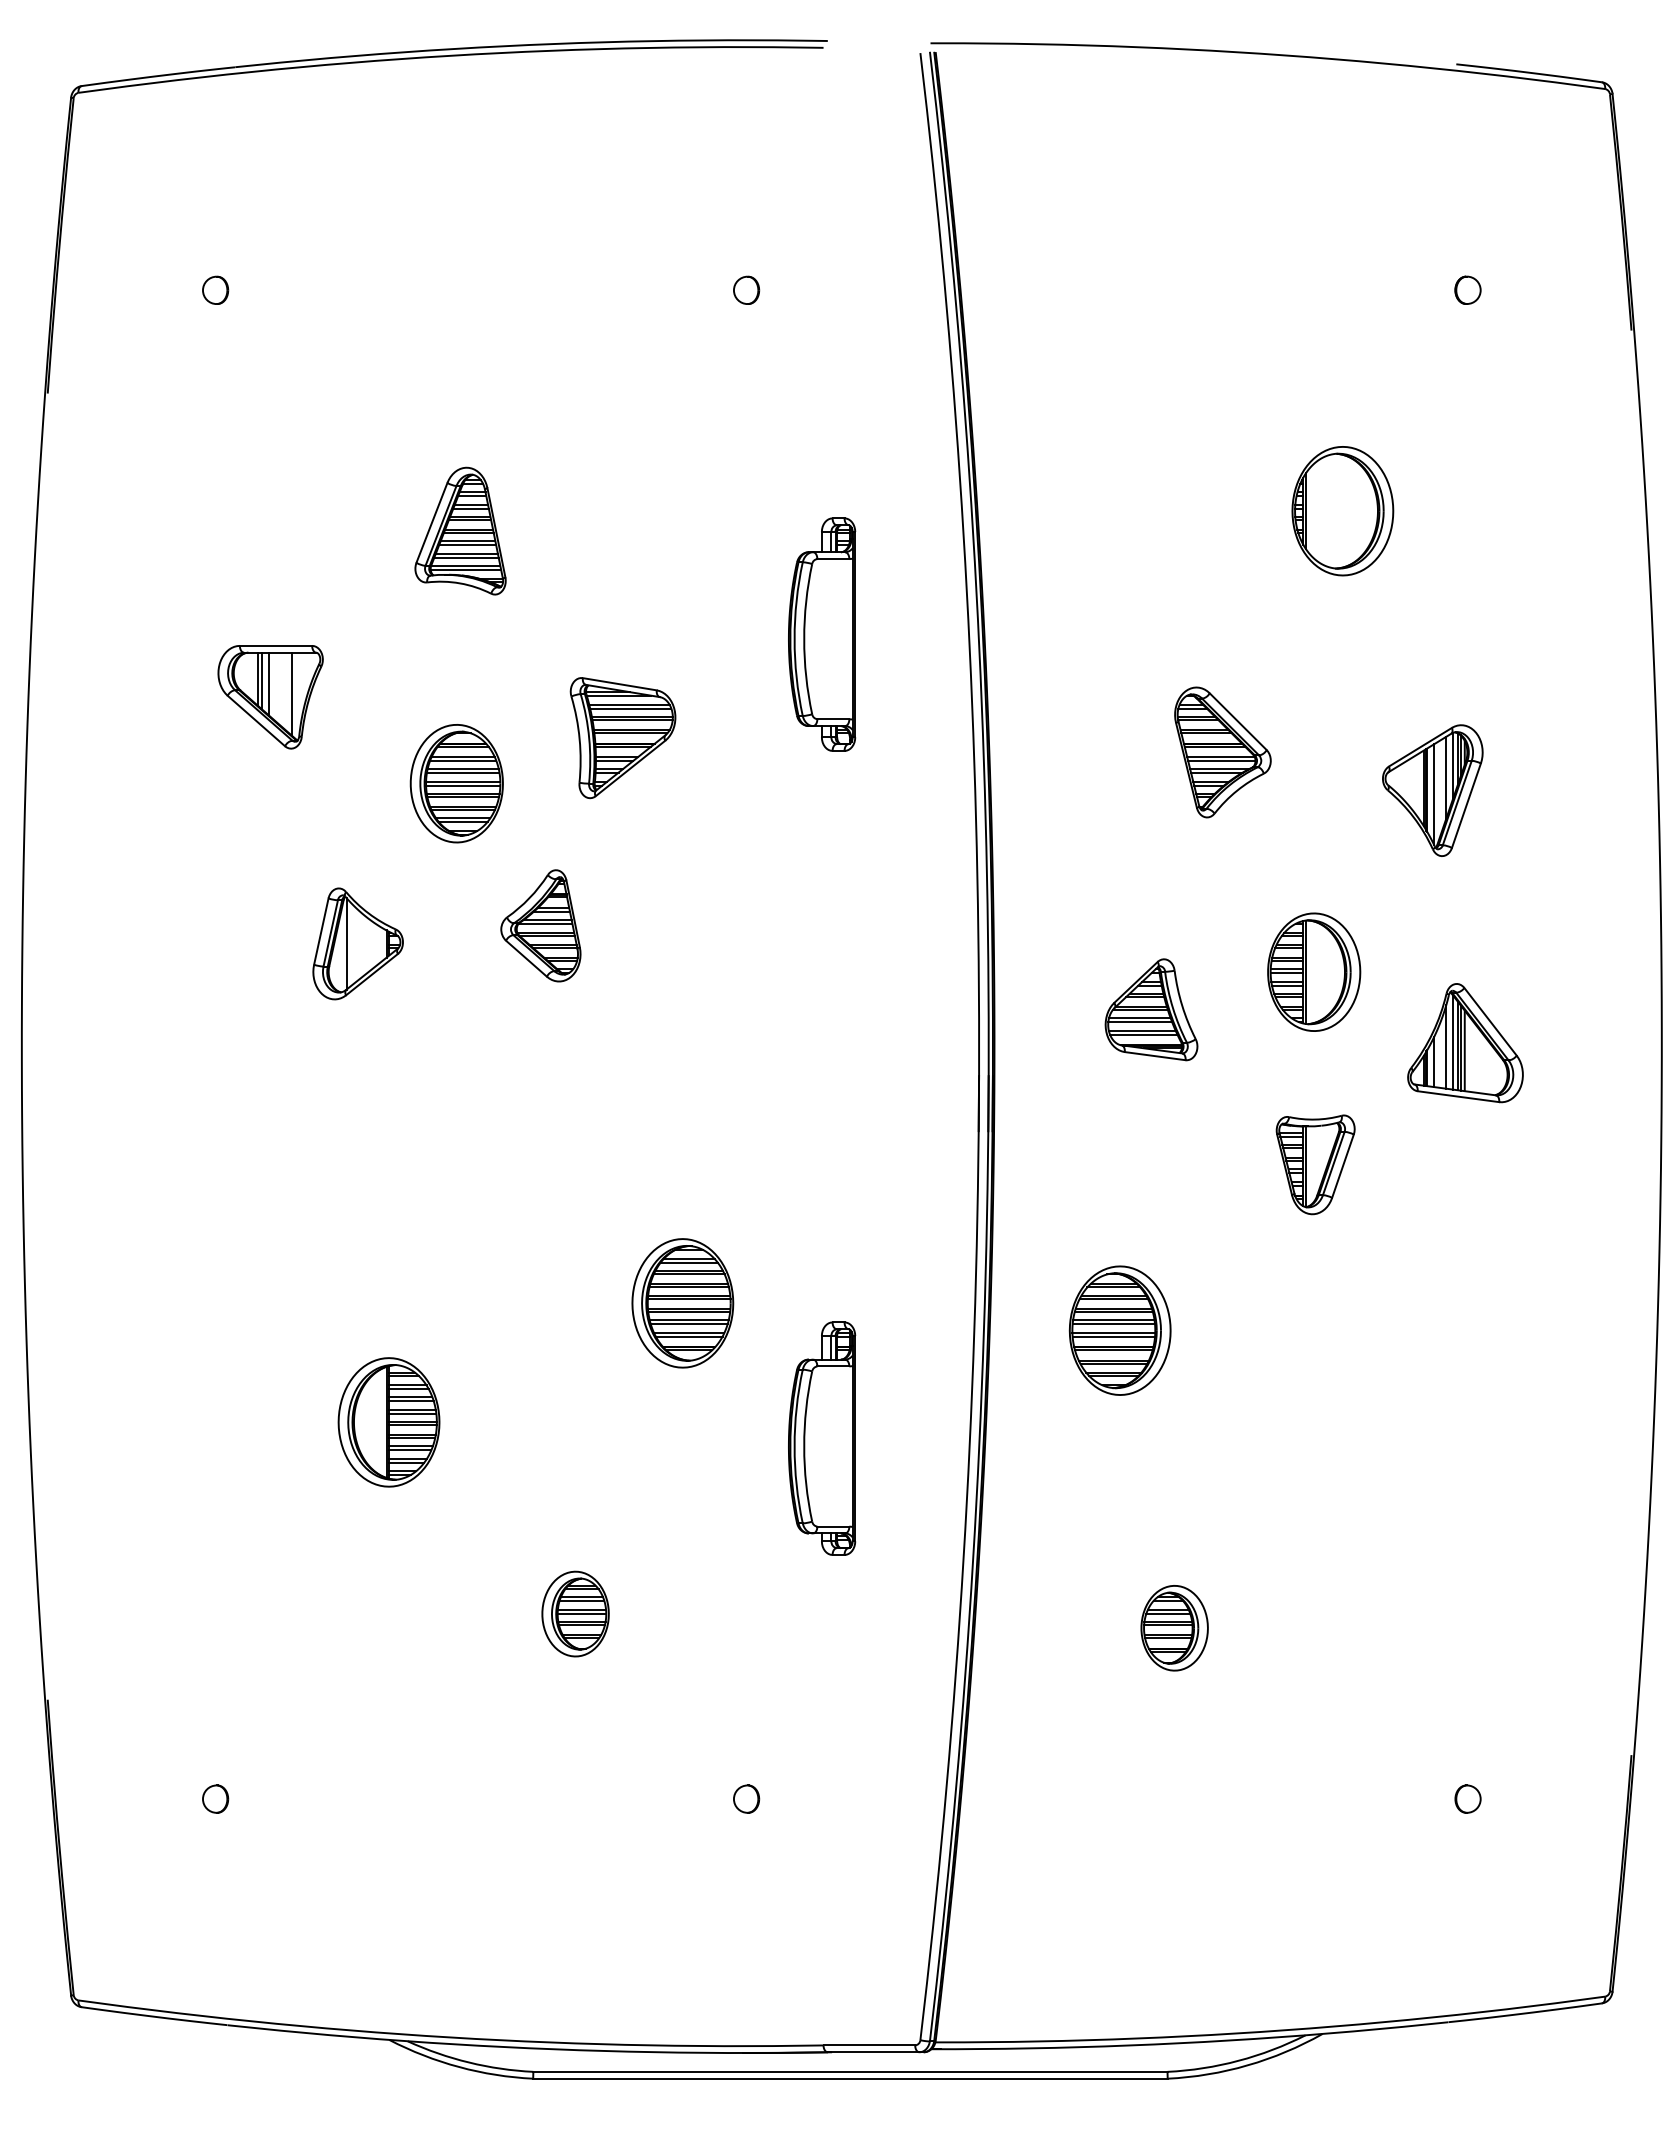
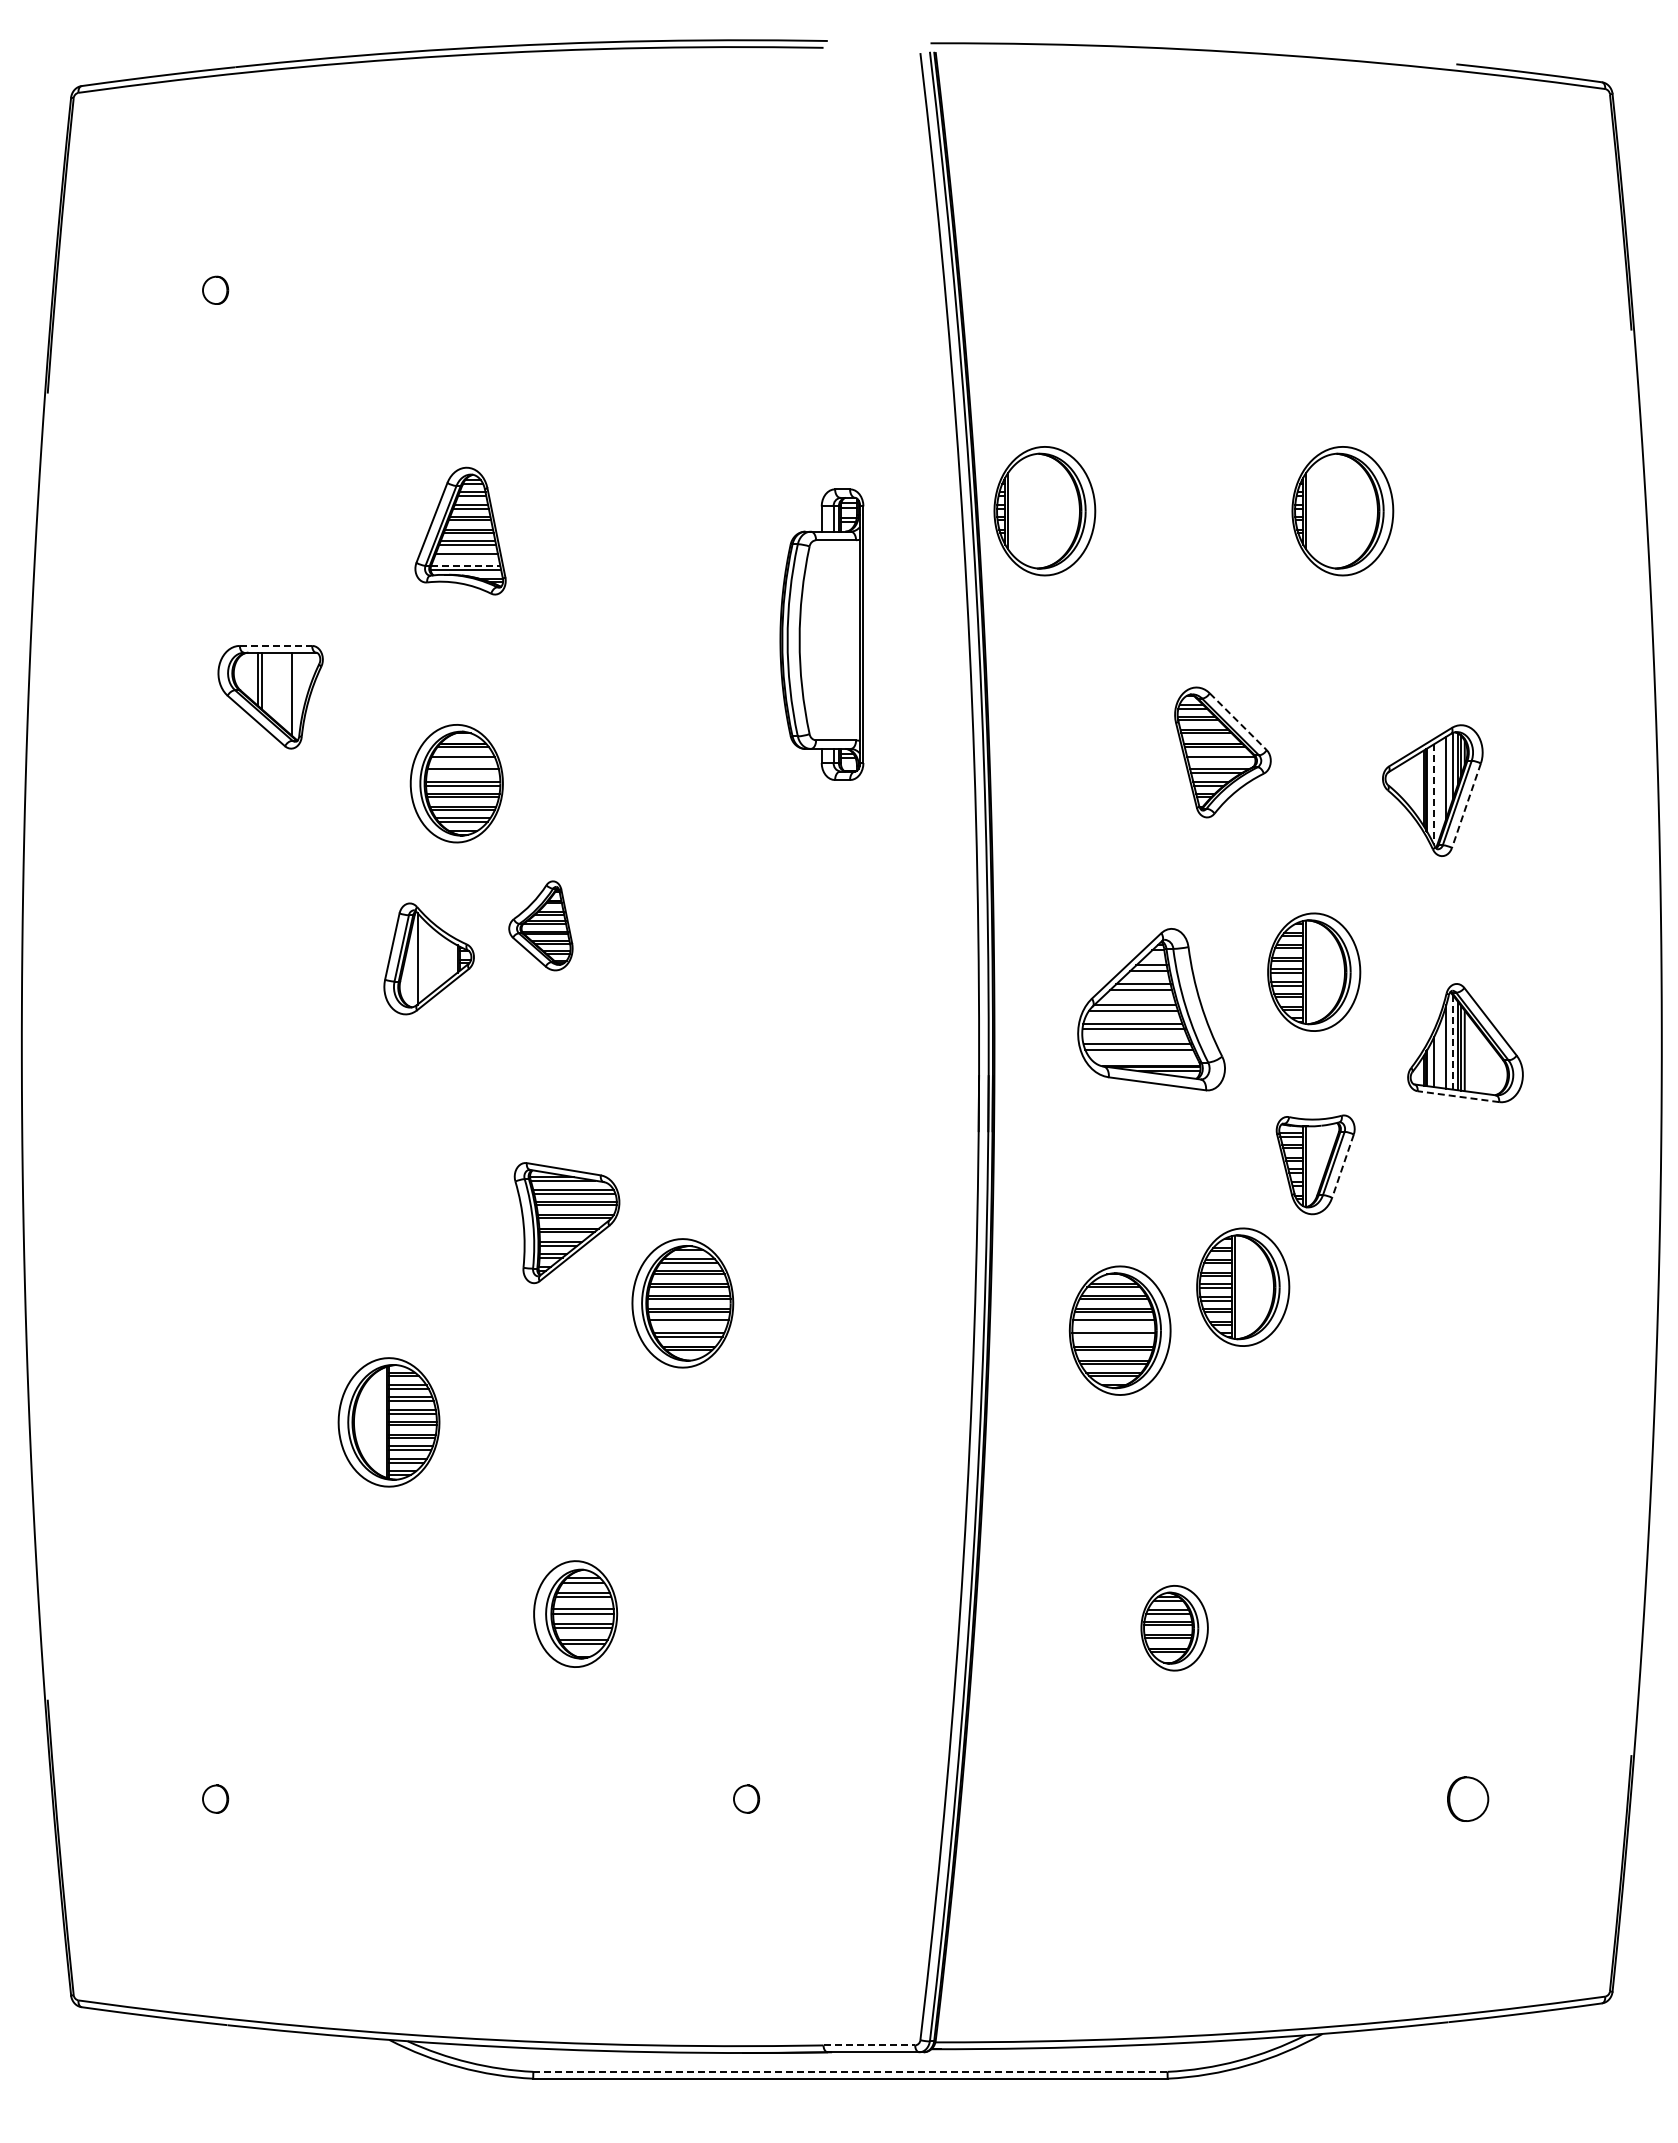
part: present -> none (746, 289)
part: present -> none (1467, 289)
part: none -> present (1044, 511)
line: present -> none (466, 557)
line: solid -> dashed (465, 565)
part size: 69x235 px -> 86x293 px (821, 634)
line: solid -> dashed (276, 645)
line: present -> none (268, 683)
line: solid -> dashed (1238, 722)
part position: (622, 738) -> (566, 1223) (566, 1223)
line: present -> none (463, 760)
line: present -> none (1221, 760)
line: present -> none (463, 772)
line: solid -> dashed (1433, 794)
line: solid -> dashed (1466, 805)
part size: 82x114 px -> 66x92 px (540, 925)
part position: (357, 943) -> (428, 958) (428, 958)
part size: 95x104 px -> 149x164 px (1151, 1009)
line: solid -> dashed (1453, 1043)
line: solid -> dashed (1457, 1096)
line: solid -> dashed (1342, 1166)
part: none -> present (1243, 1286)
line: present -> none (688, 1323)
line: present -> none (1113, 1323)
line: present -> none (1113, 1336)
part: present -> none (822, 1438)
part size: 69x88 px -> 86x108 px (575, 1613)
part size: 28x30 px -> 43x46 px (1468, 1798)
line: solid -> dashed (869, 2045)
line: solid -> dashed (850, 2071)
